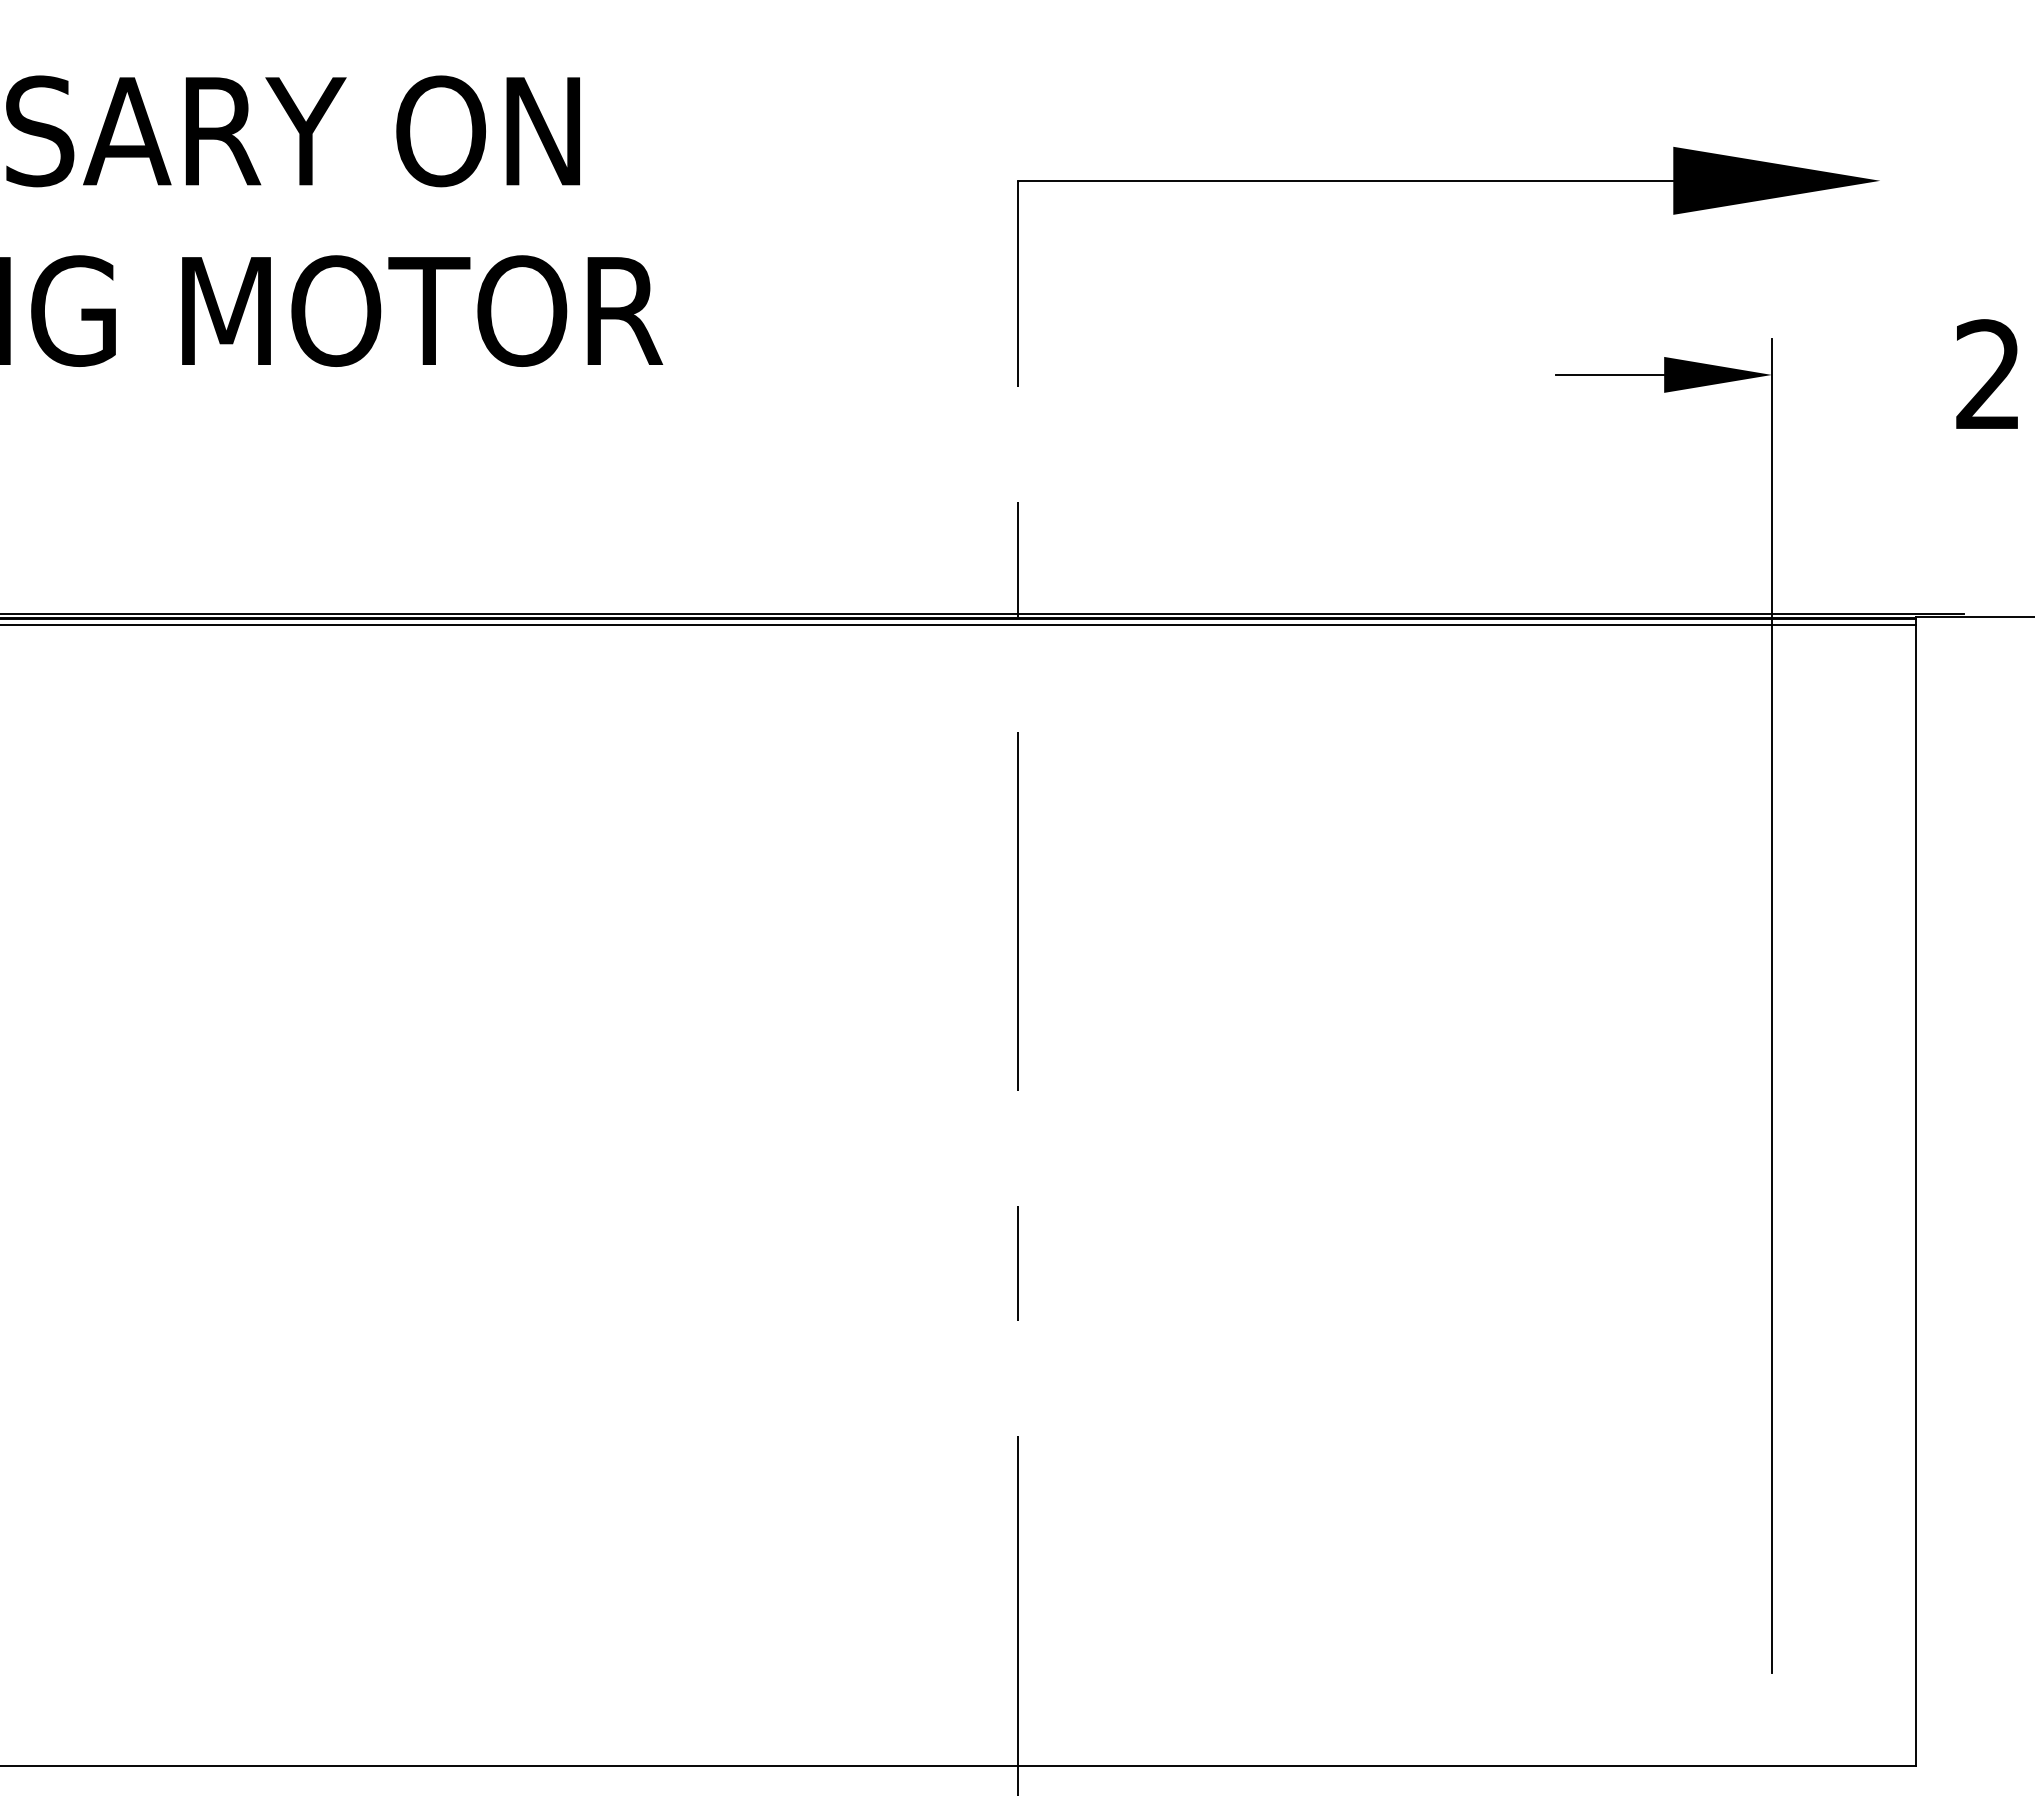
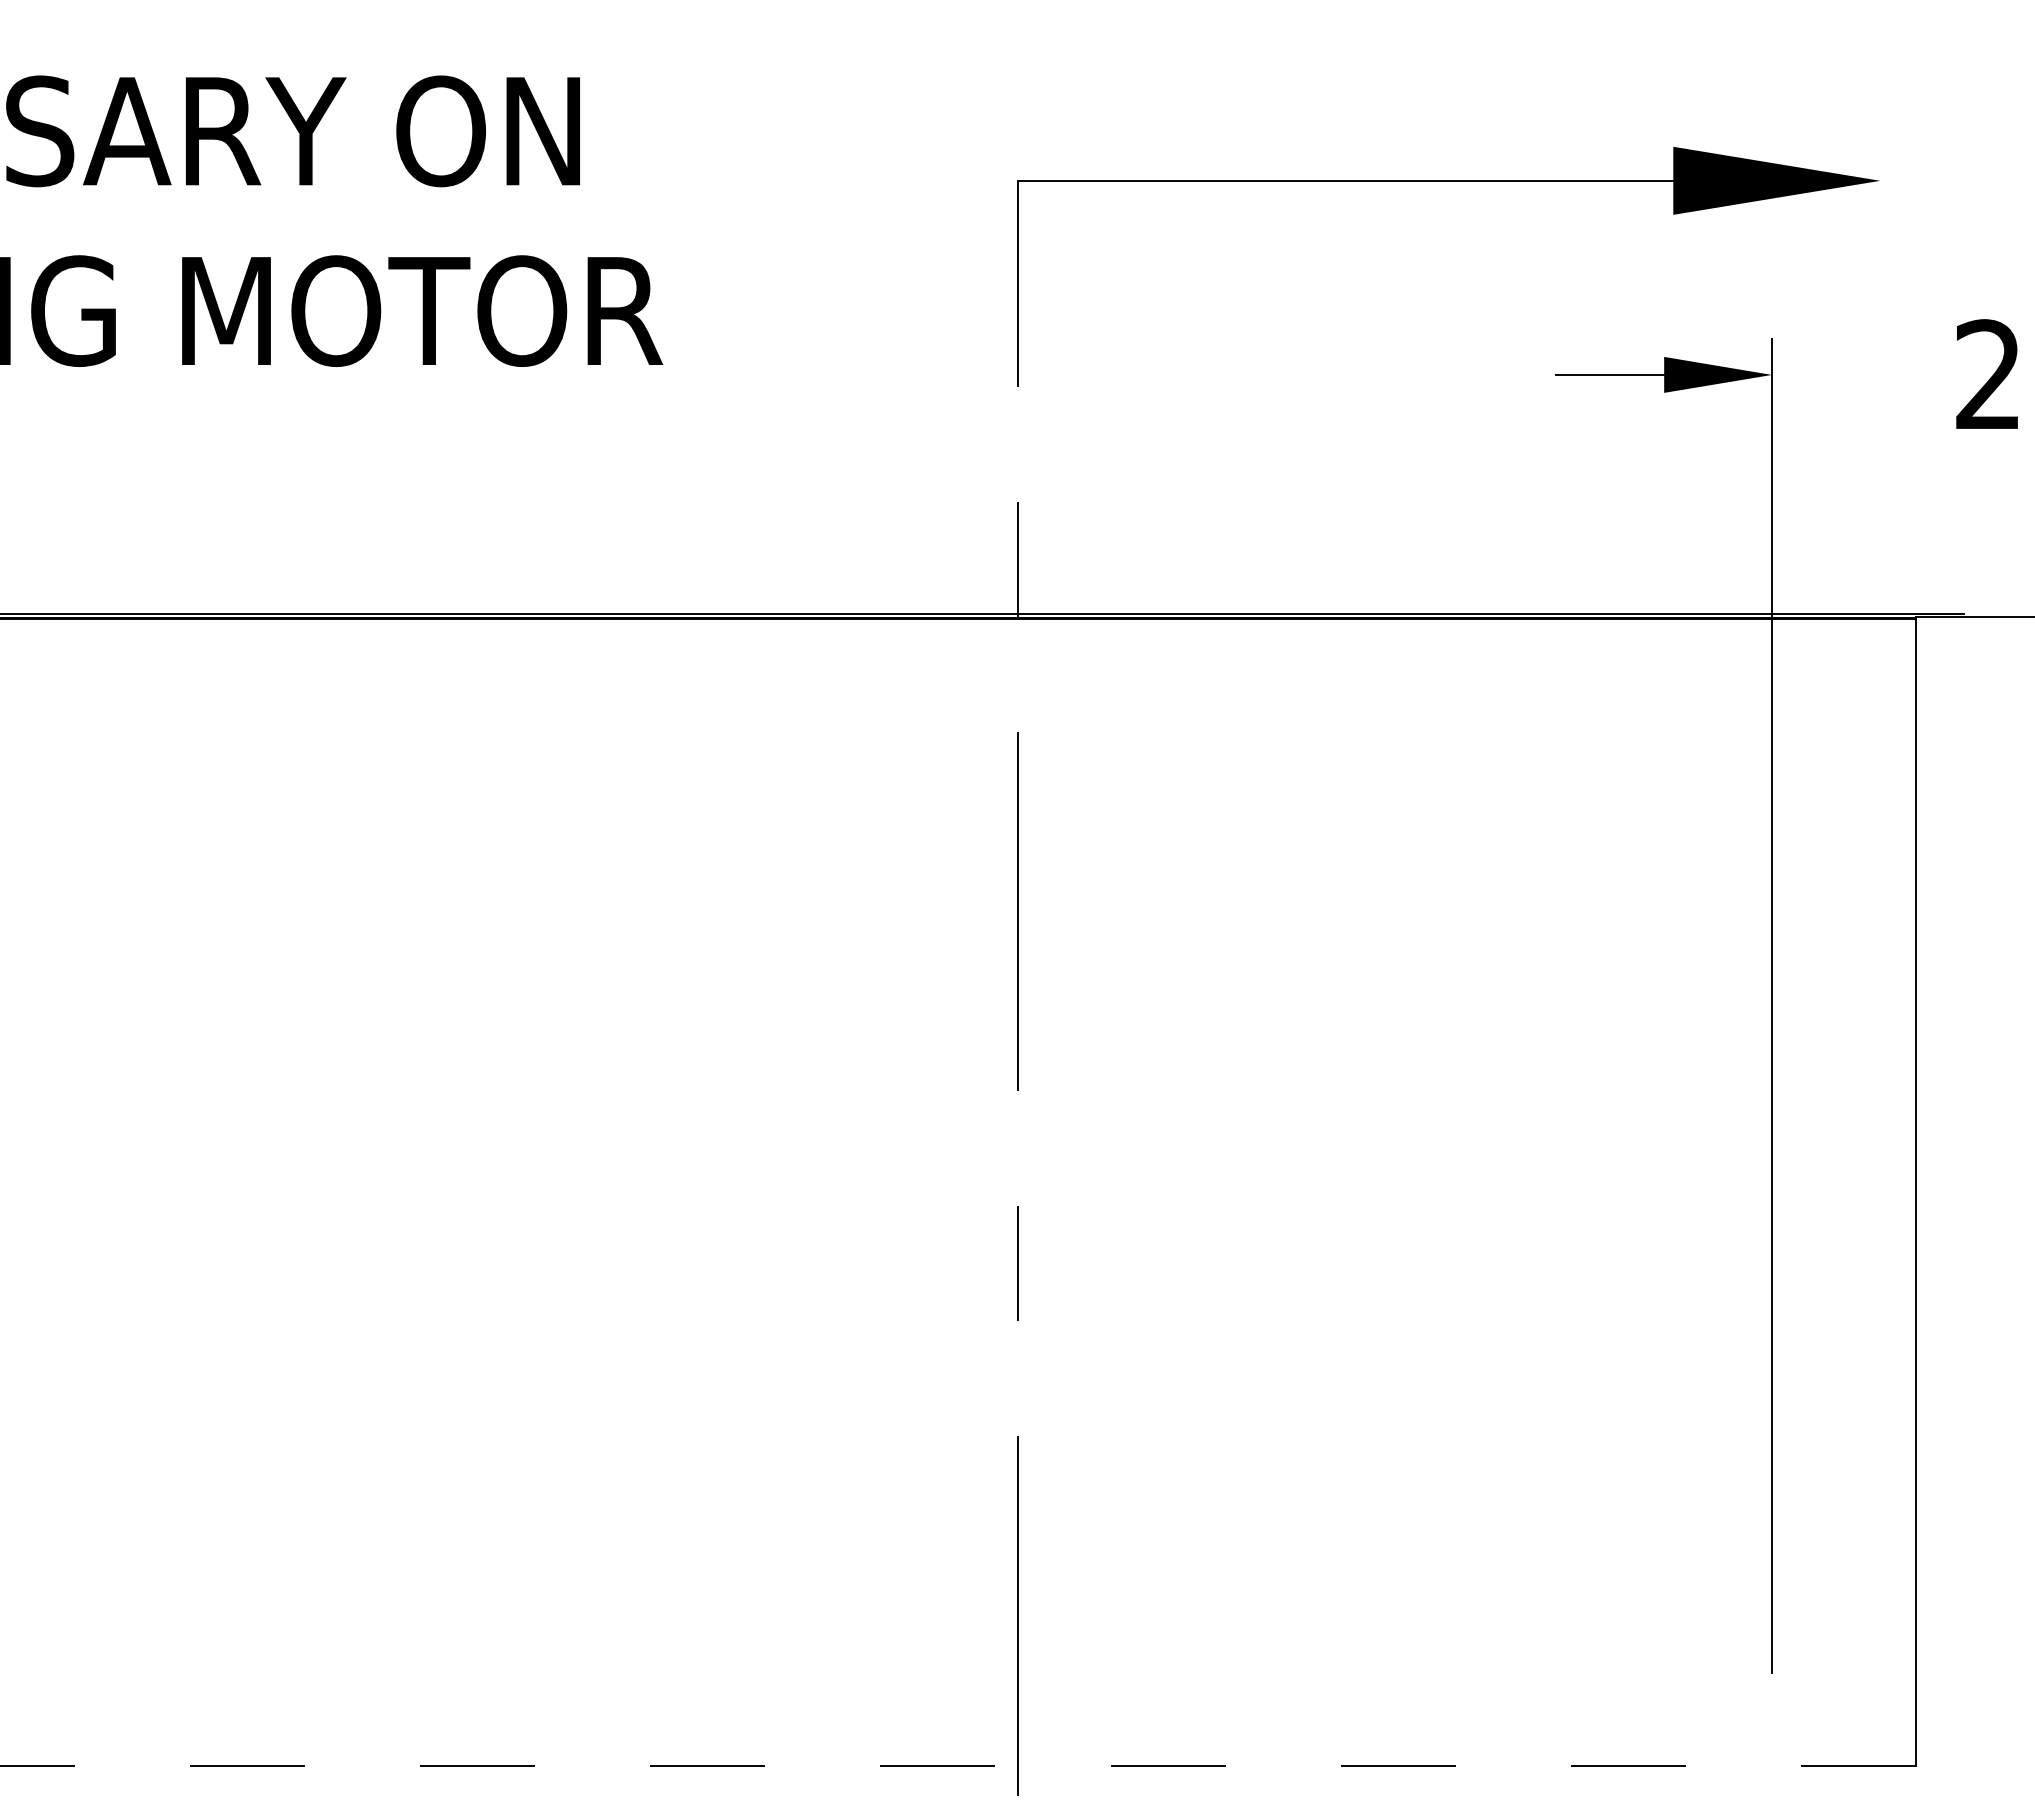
line: present -> none (958, 624)
line: solid -> dashed (957, 1765)
